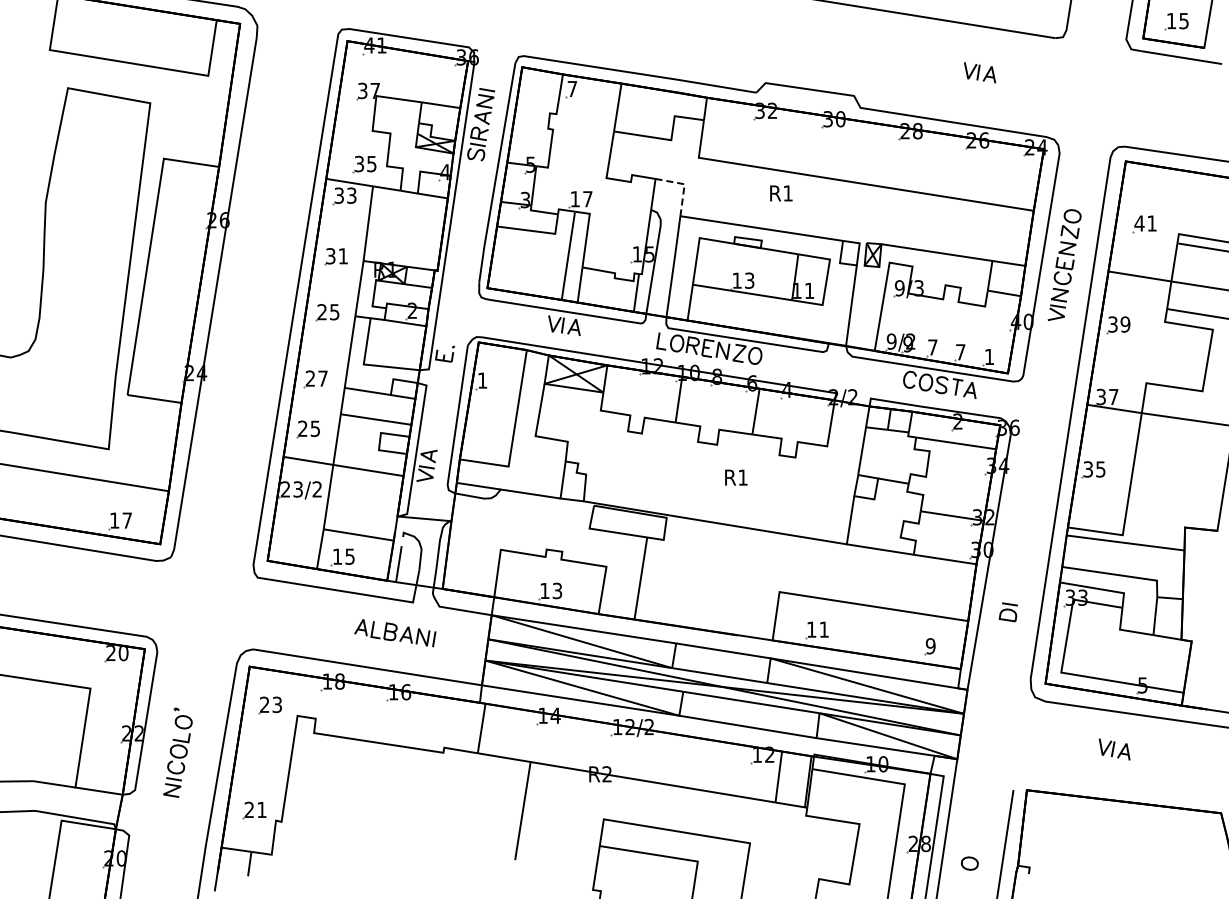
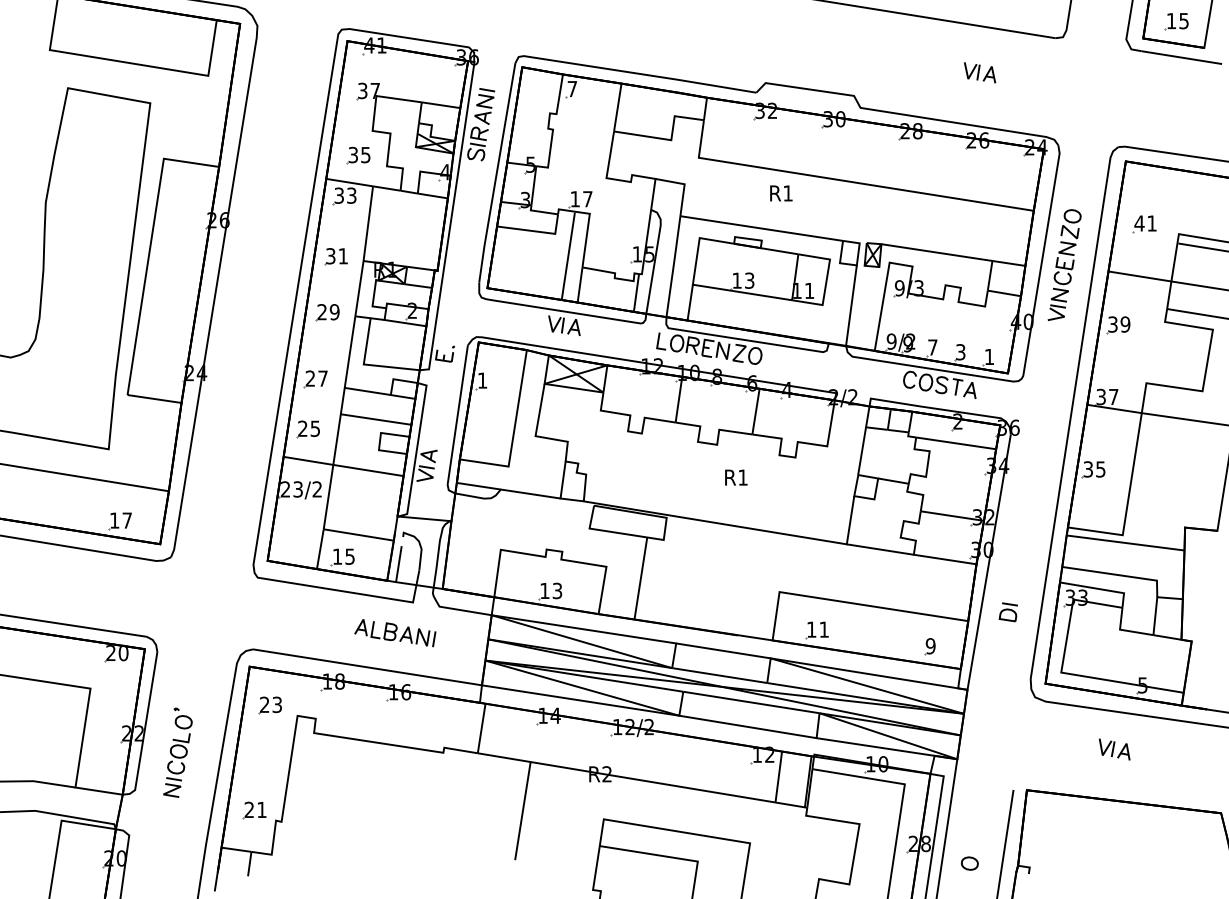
part position: (364, 164) -> (358, 155) (358, 155)
line: dashed -> solid (684, 185)
text: 25 -> 29 (334, 312)
text: 7 -> 3 (960, 352)
